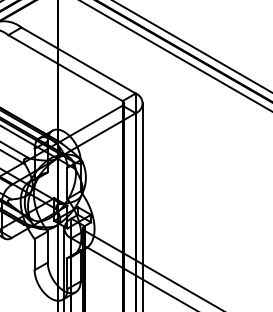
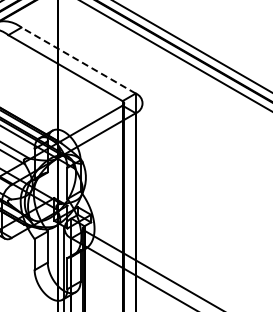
line: solid -> dashed (78, 60)
line: present -> none (142, 205)
